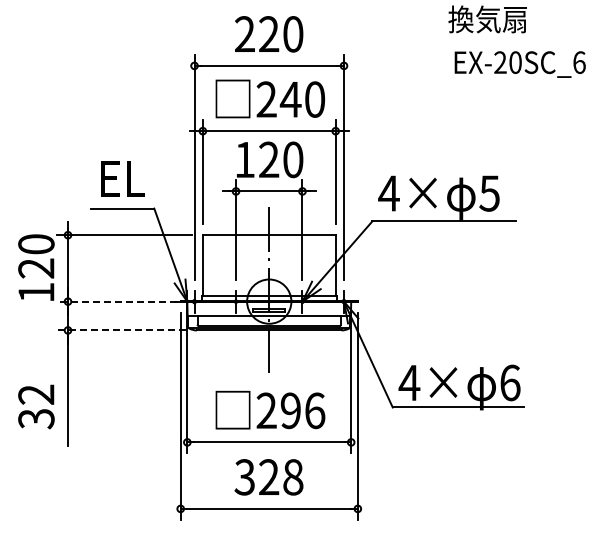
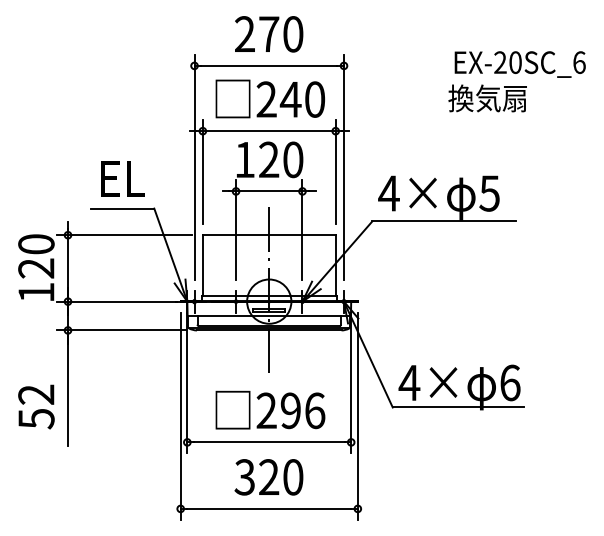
text position: (487, 19) -> (487, 98) (487, 98)
text: 220 -> 270 (269, 33)
line: dashed -> solid (116, 301)
line: dashed -> solid (121, 330)
text: 32 -> 52 (36, 419)
text: 328 -> 320 (293, 477)
